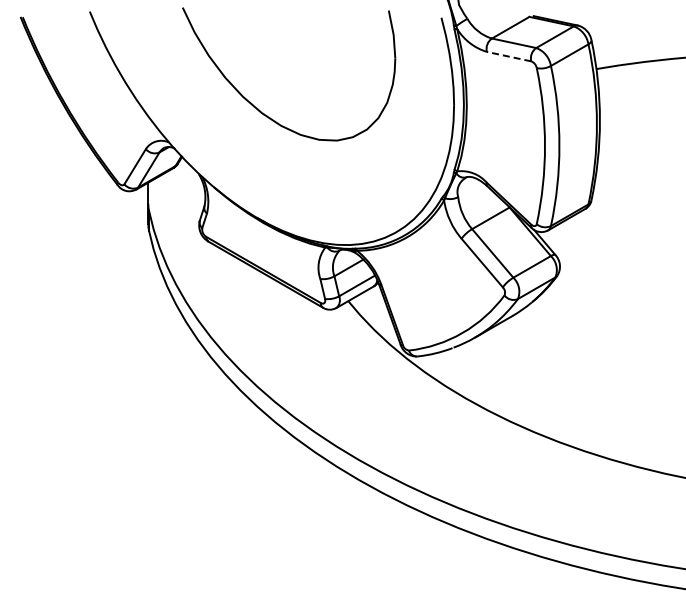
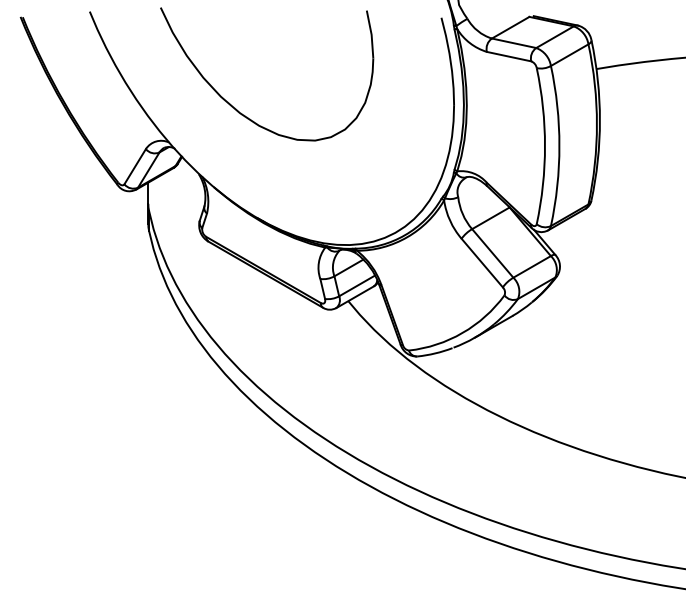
line: dashed -> solid (509, 56)
part position: (258, 108) -> (236, 108) (236, 108)
